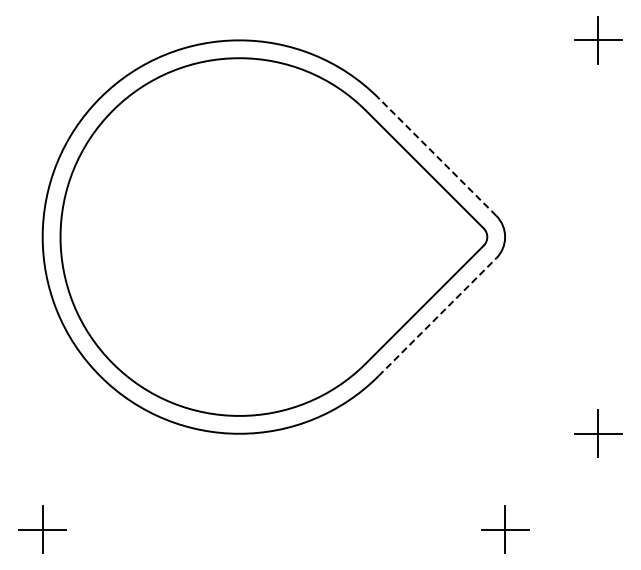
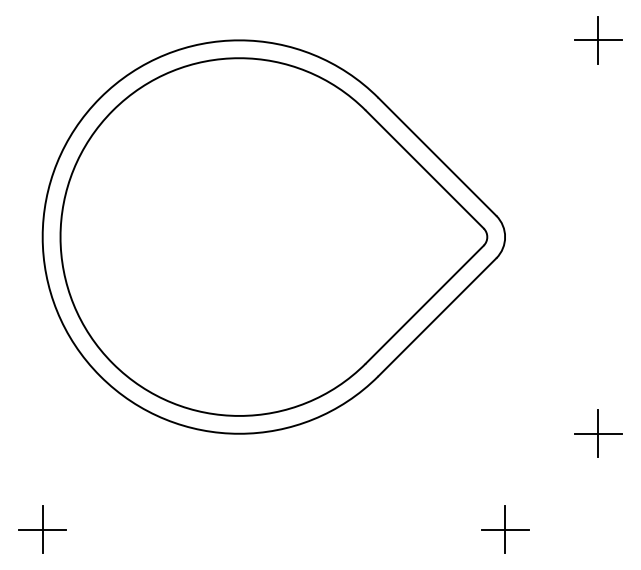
line: dashed -> solid (437, 156)
line: dashed -> solid (437, 316)
